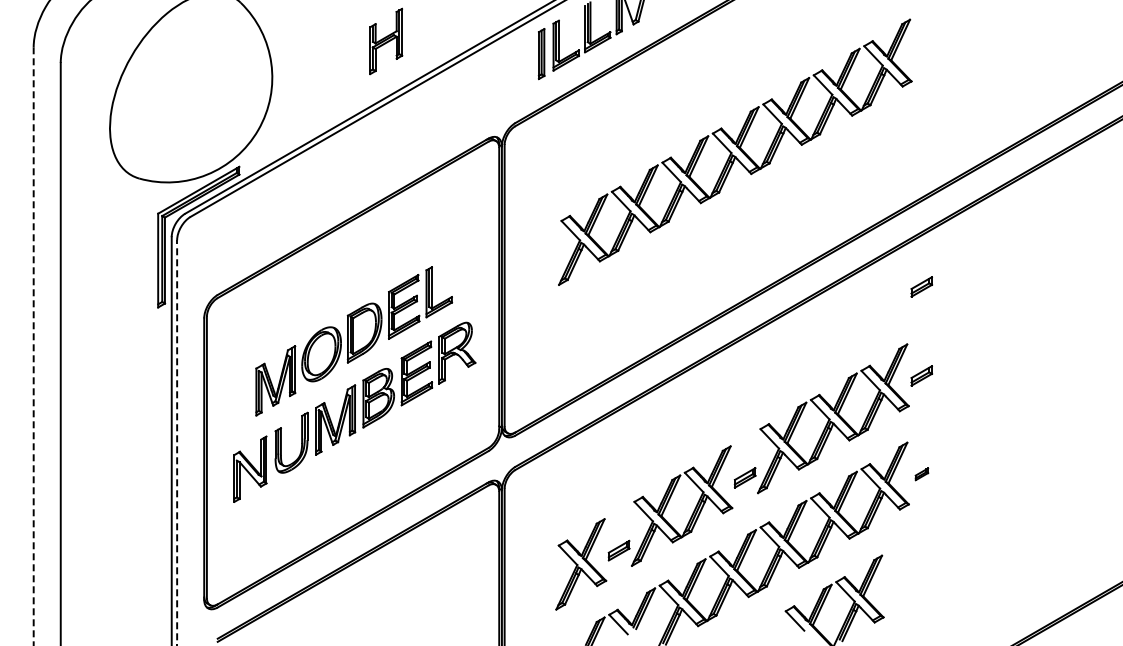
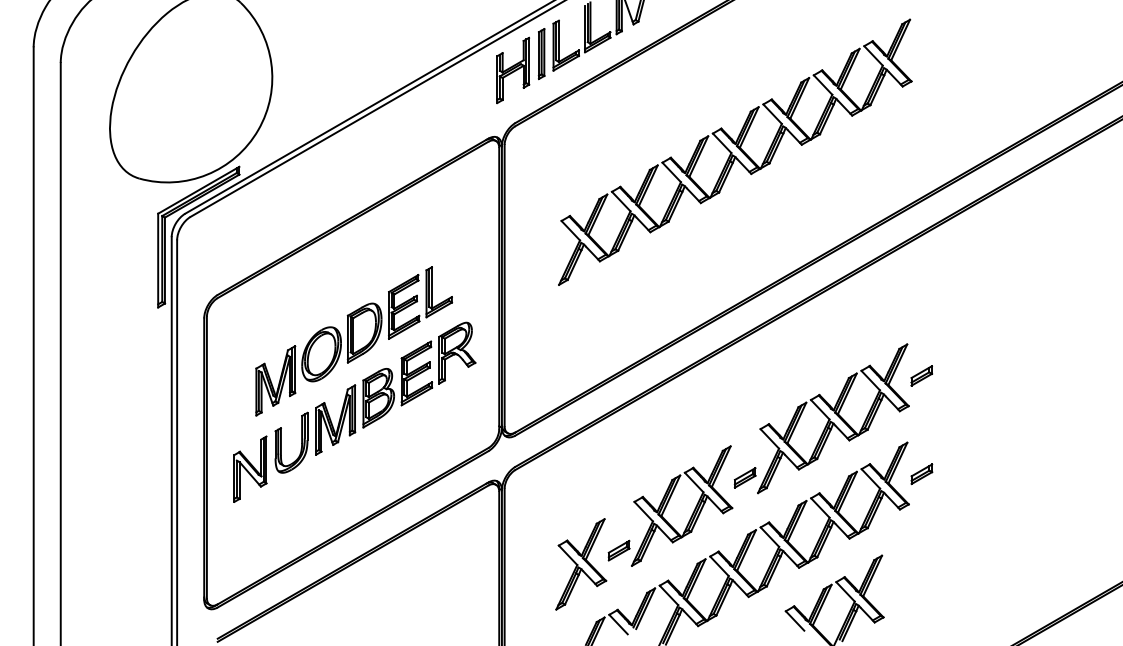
part position: (386, 41) -> (513, 70) (513, 70)
part: present -> none (921, 286)
line: dashed -> solid (33, 346)
line: dashed -> solid (177, 443)
part size: 16x15 px -> 24x23 px (921, 474)
